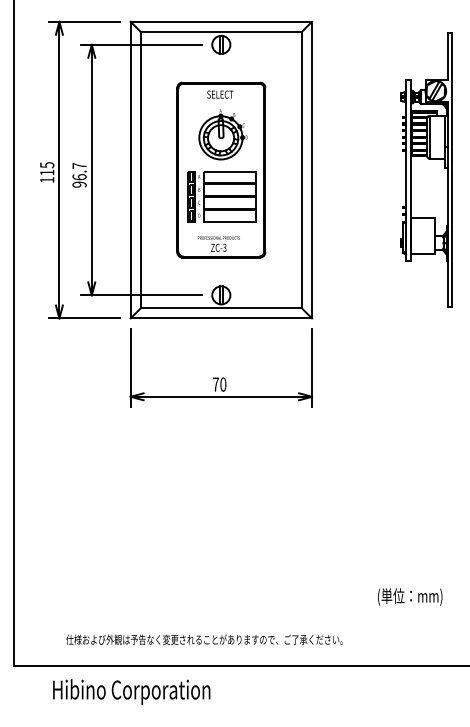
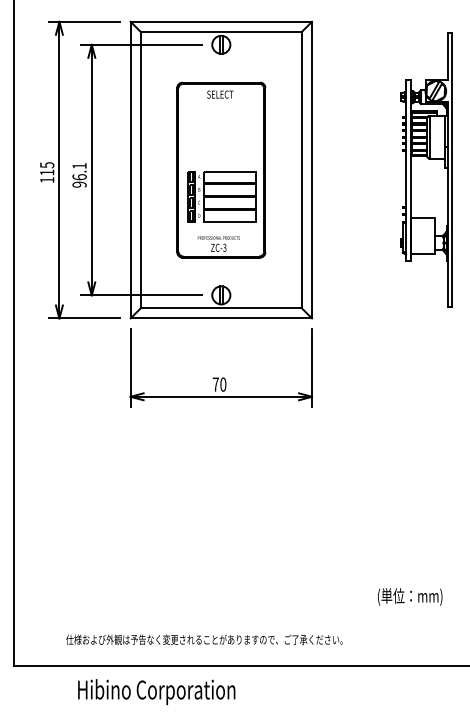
part: present -> none (222, 134)
text: 96.7 -> 96.1 (79, 166)
text position: (131, 692) -> (156, 692) (156, 692)
